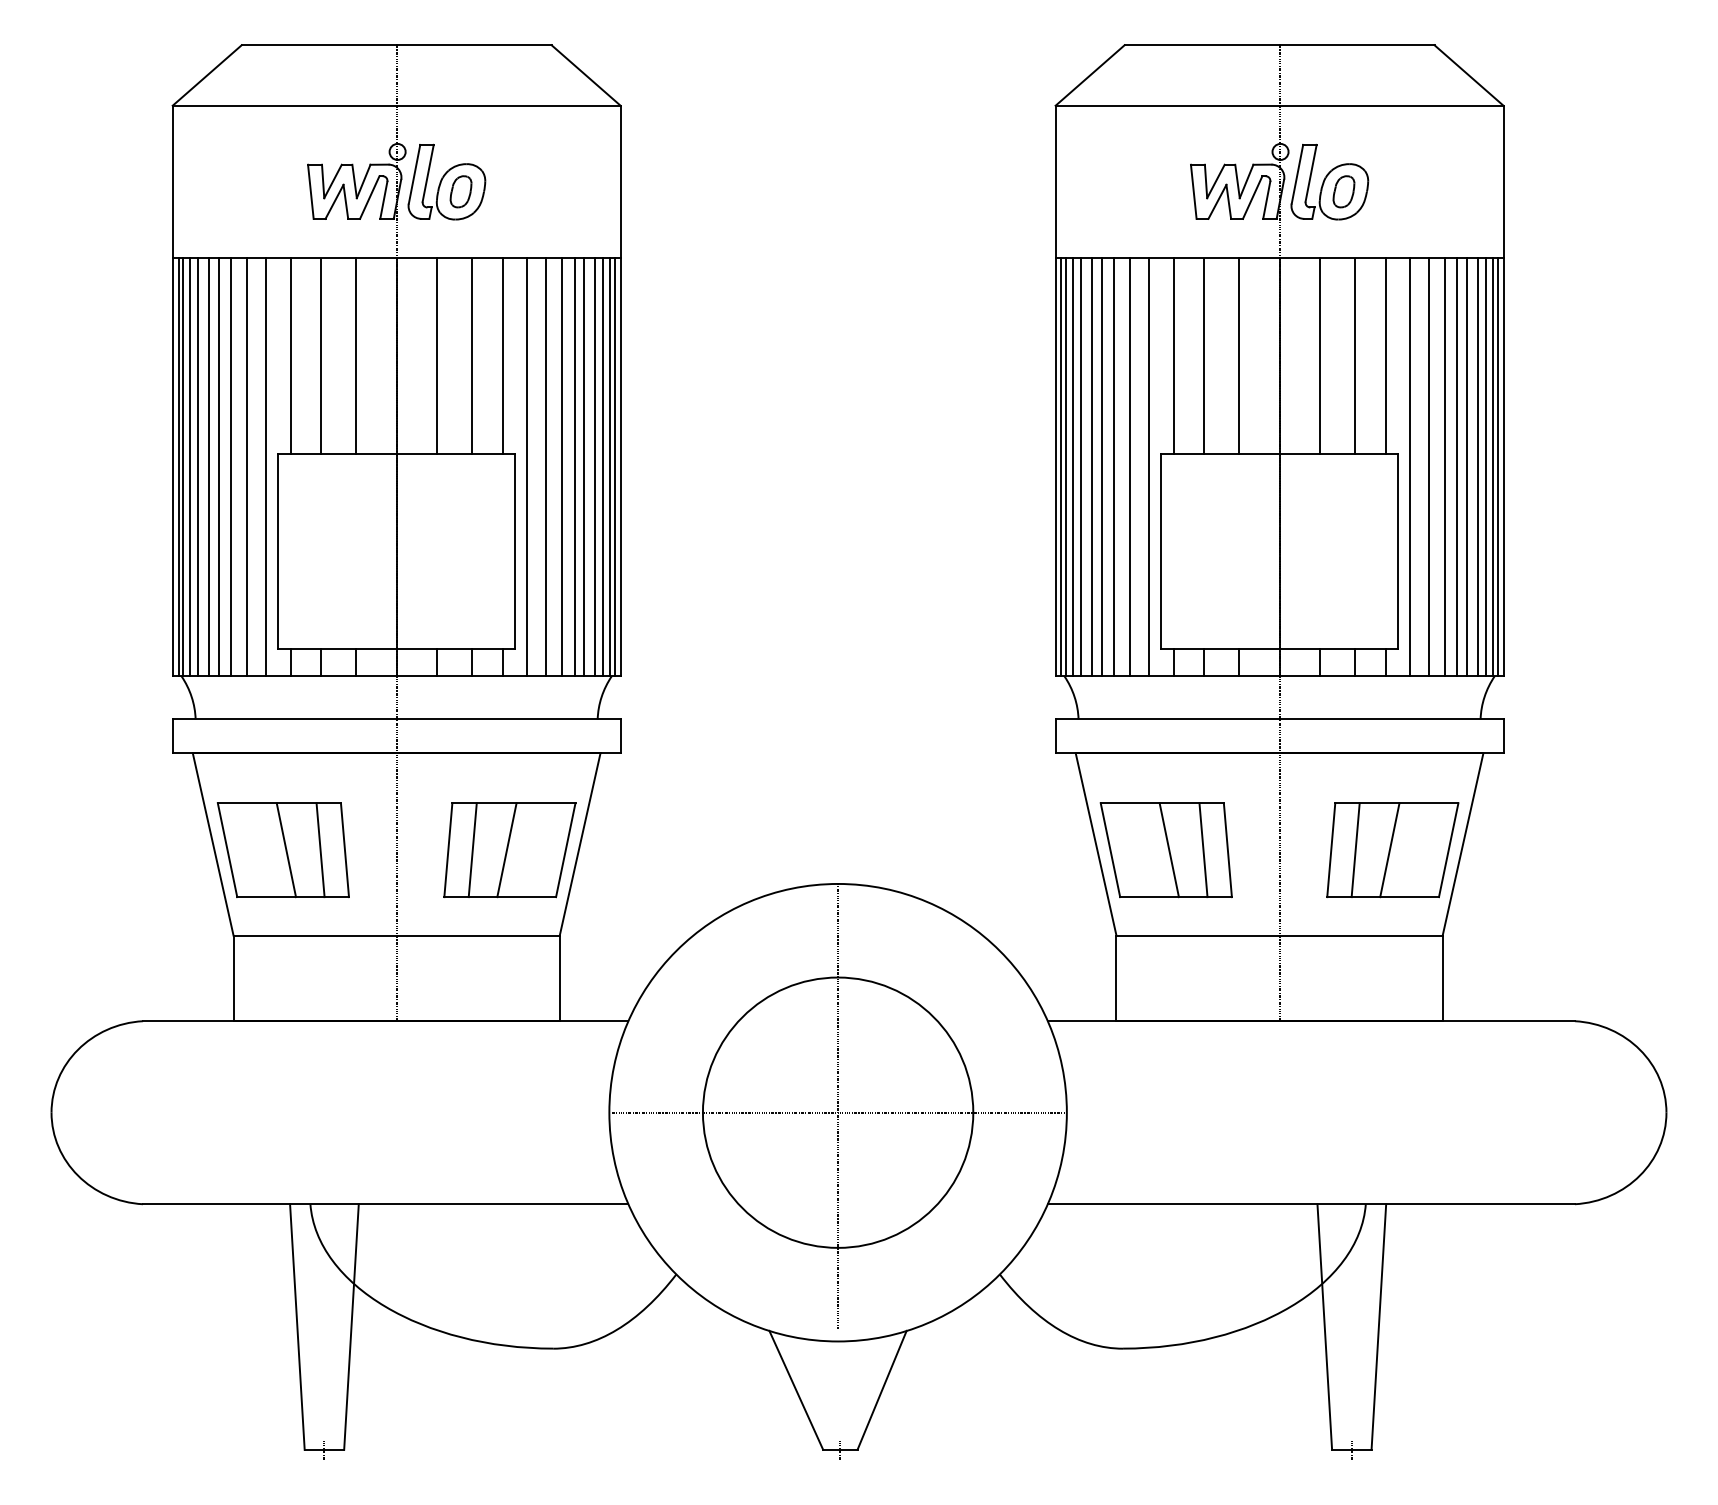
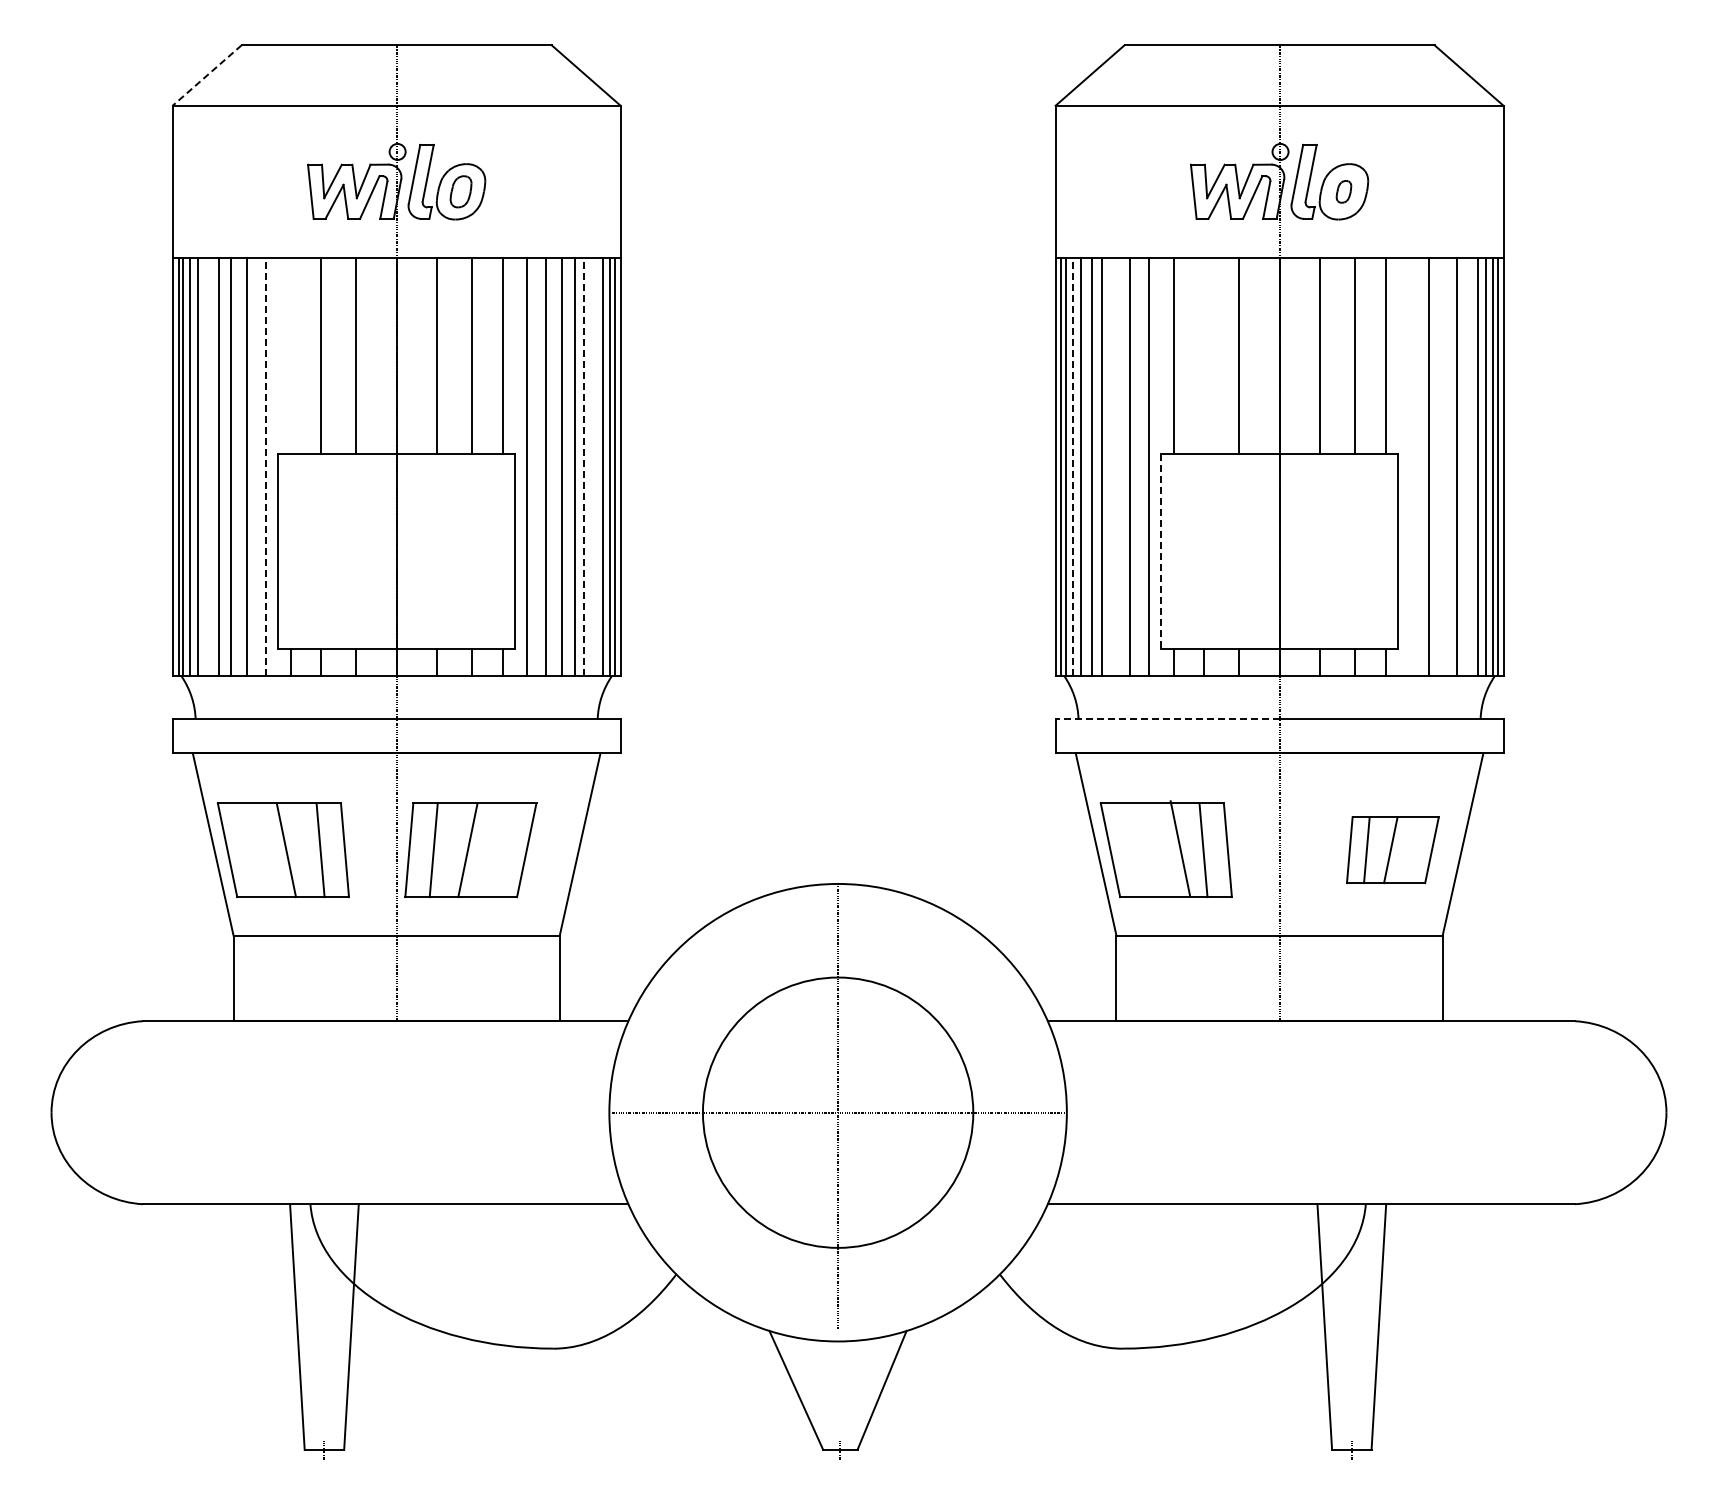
line: solid -> dashed (207, 75)
part size: 24x34 px -> 18x24 px (1343, 191)
line: present -> none (290, 356)
line: present -> none (1204, 356)
line: solid -> dashed (266, 466)
line: solid -> dashed (584, 466)
line: solid -> dashed (1073, 466)
line: present -> none (208, 467)
line: present -> none (595, 467)
line: present -> none (1114, 467)
line: present -> none (1410, 467)
line: present -> none (1445, 467)
line: present -> none (1467, 467)
line: solid -> dashed (1161, 551)
line: solid -> dashed (1167, 719)
part position: (509, 850) -> (470, 850) (470, 850)
line position: (1168, 850) -> (1179, 848) (1179, 848)
part size: 134x97 px -> 94x69 px (1392, 850)
